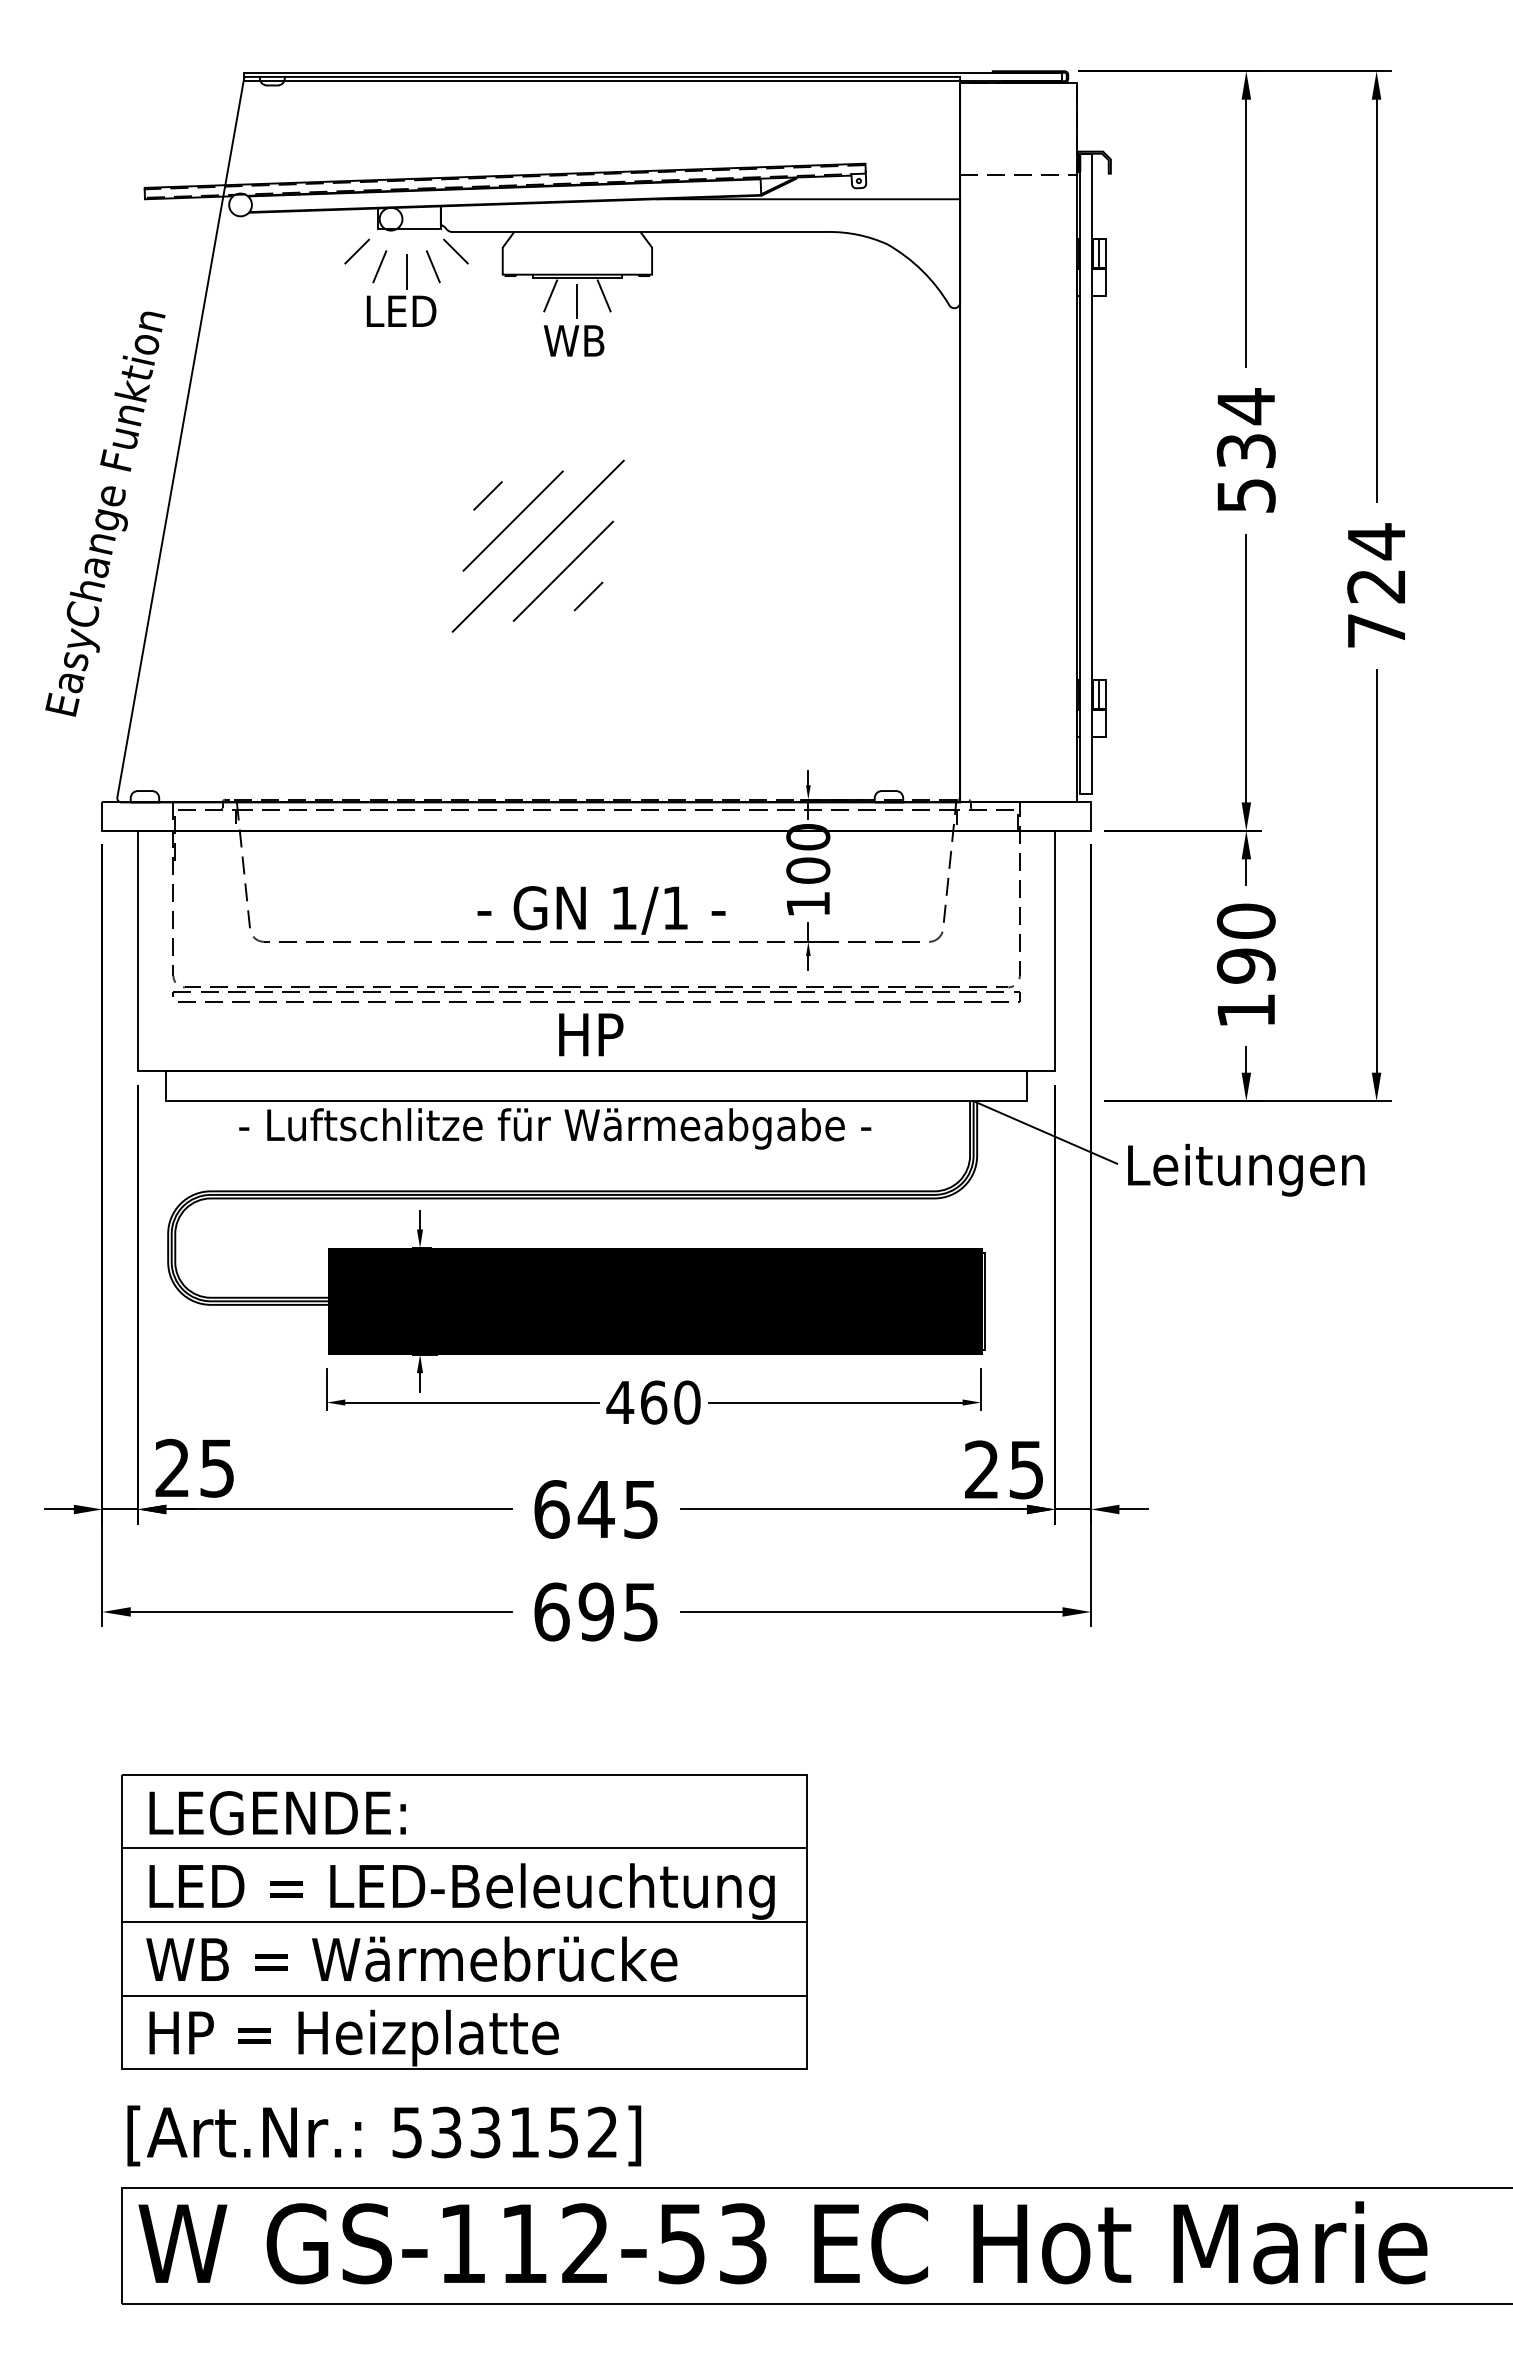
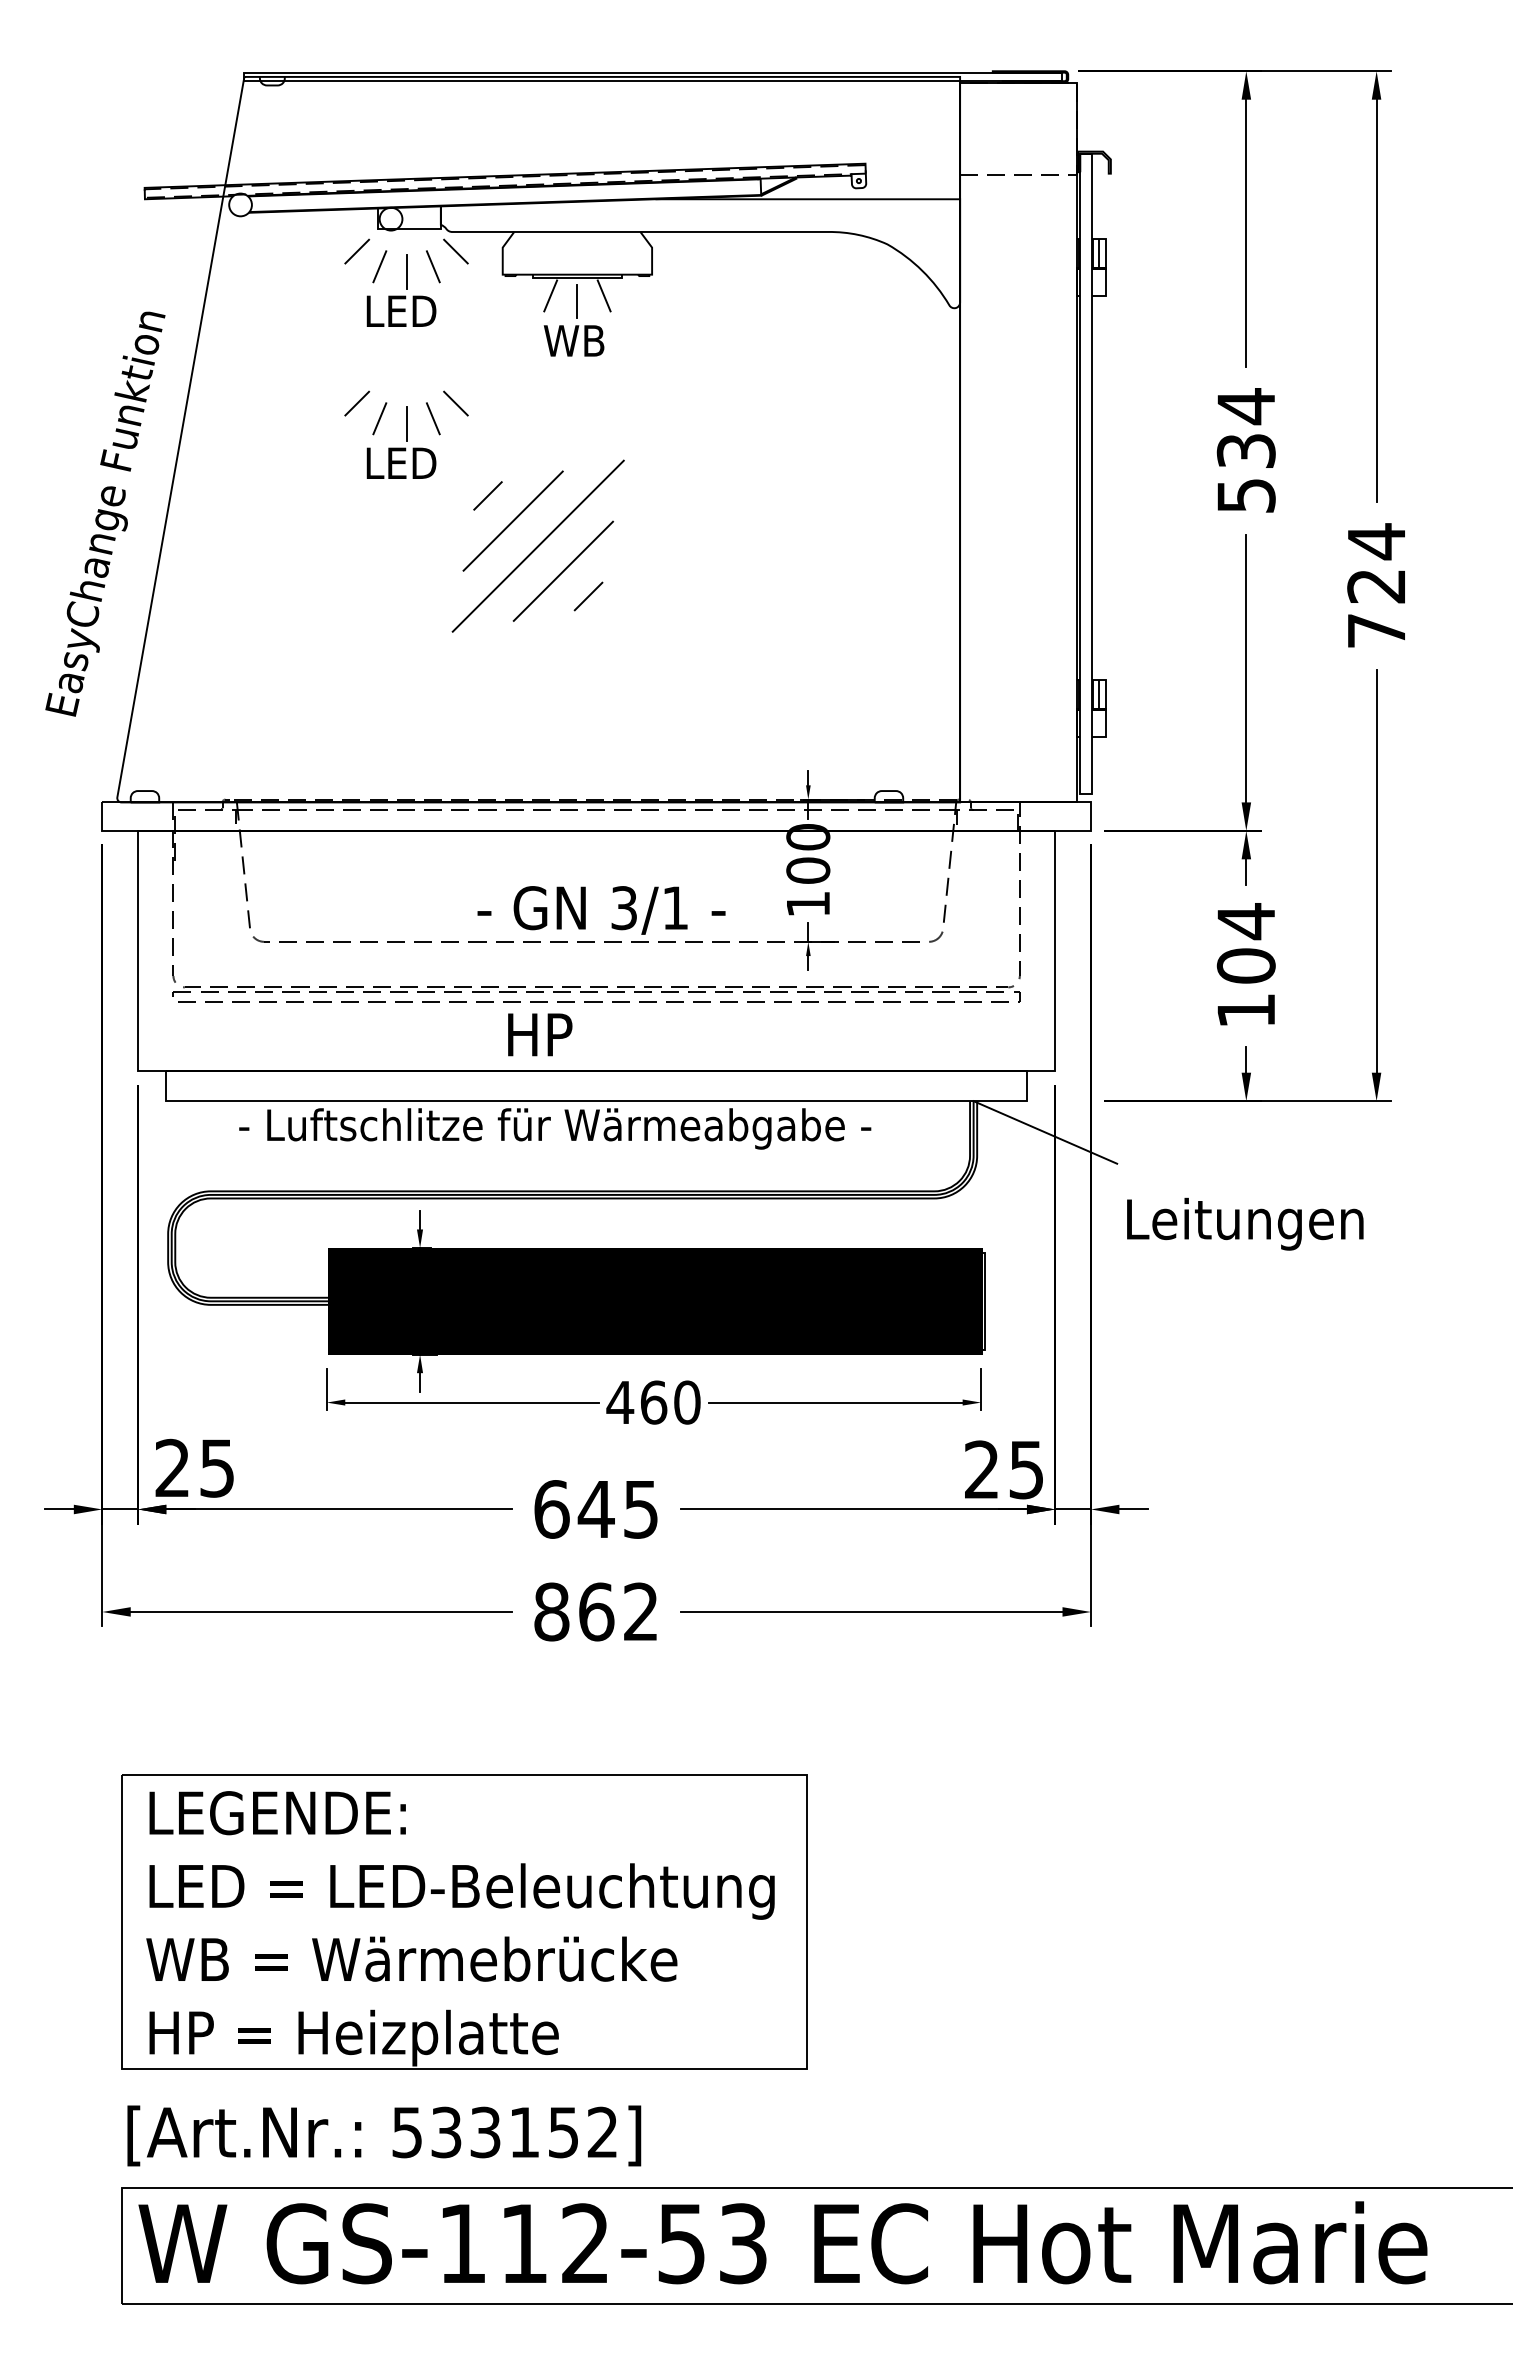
part: none -> present (406, 434)
text: 1/1 -> 3/1 (623, 908)
text: 190 -> 104 (1245, 943)
text position: (591, 1034) -> (540, 1034) (540, 1034)
text position: (1246, 1169) -> (1245, 1223) (1245, 1223)
text: 695 -> 862 (595, 1611)
line: present -> none (464, 1848)
line: present -> none (464, 1922)
line: present -> none (464, 1995)
